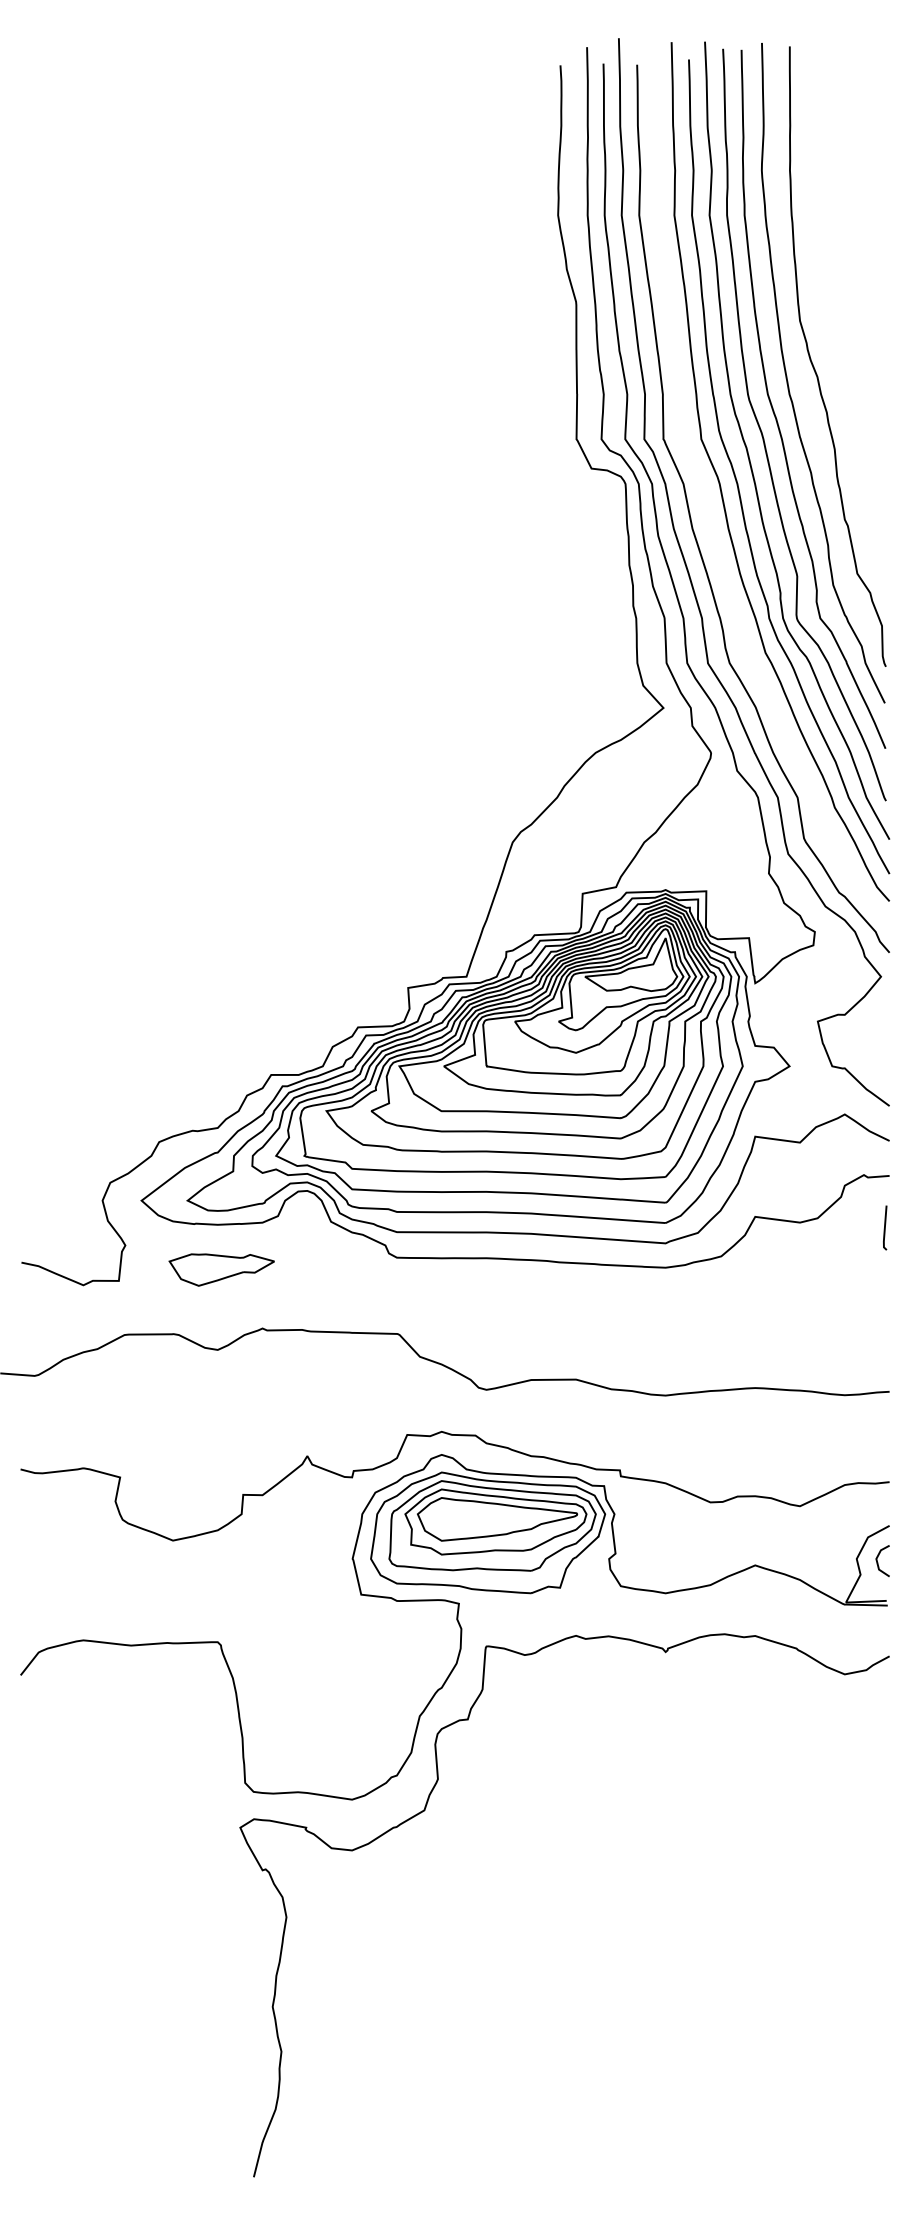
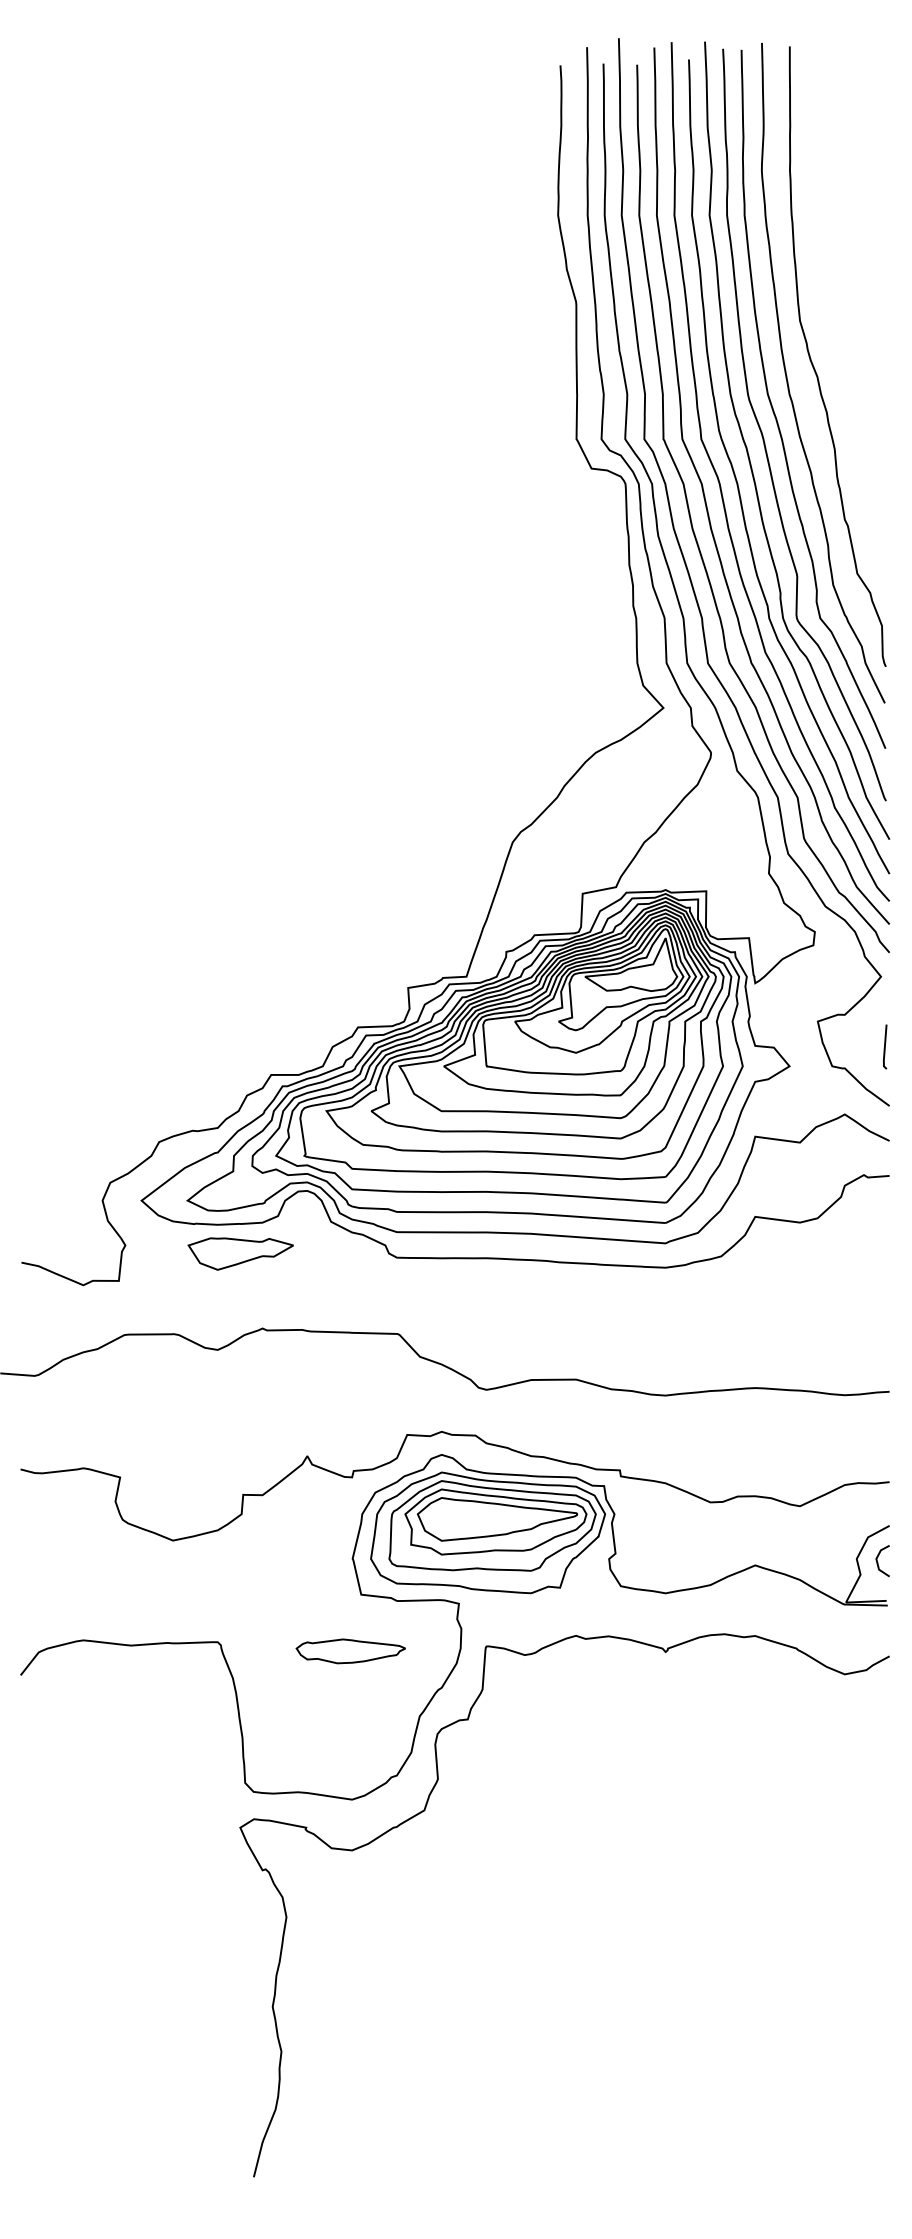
curve: none -> present (706, 500)
line position: (885, 1227) -> (885, 1046) (885, 1046)
part position: (221, 1269) -> (240, 1253) (240, 1253)
part: none -> present (350, 1651)
